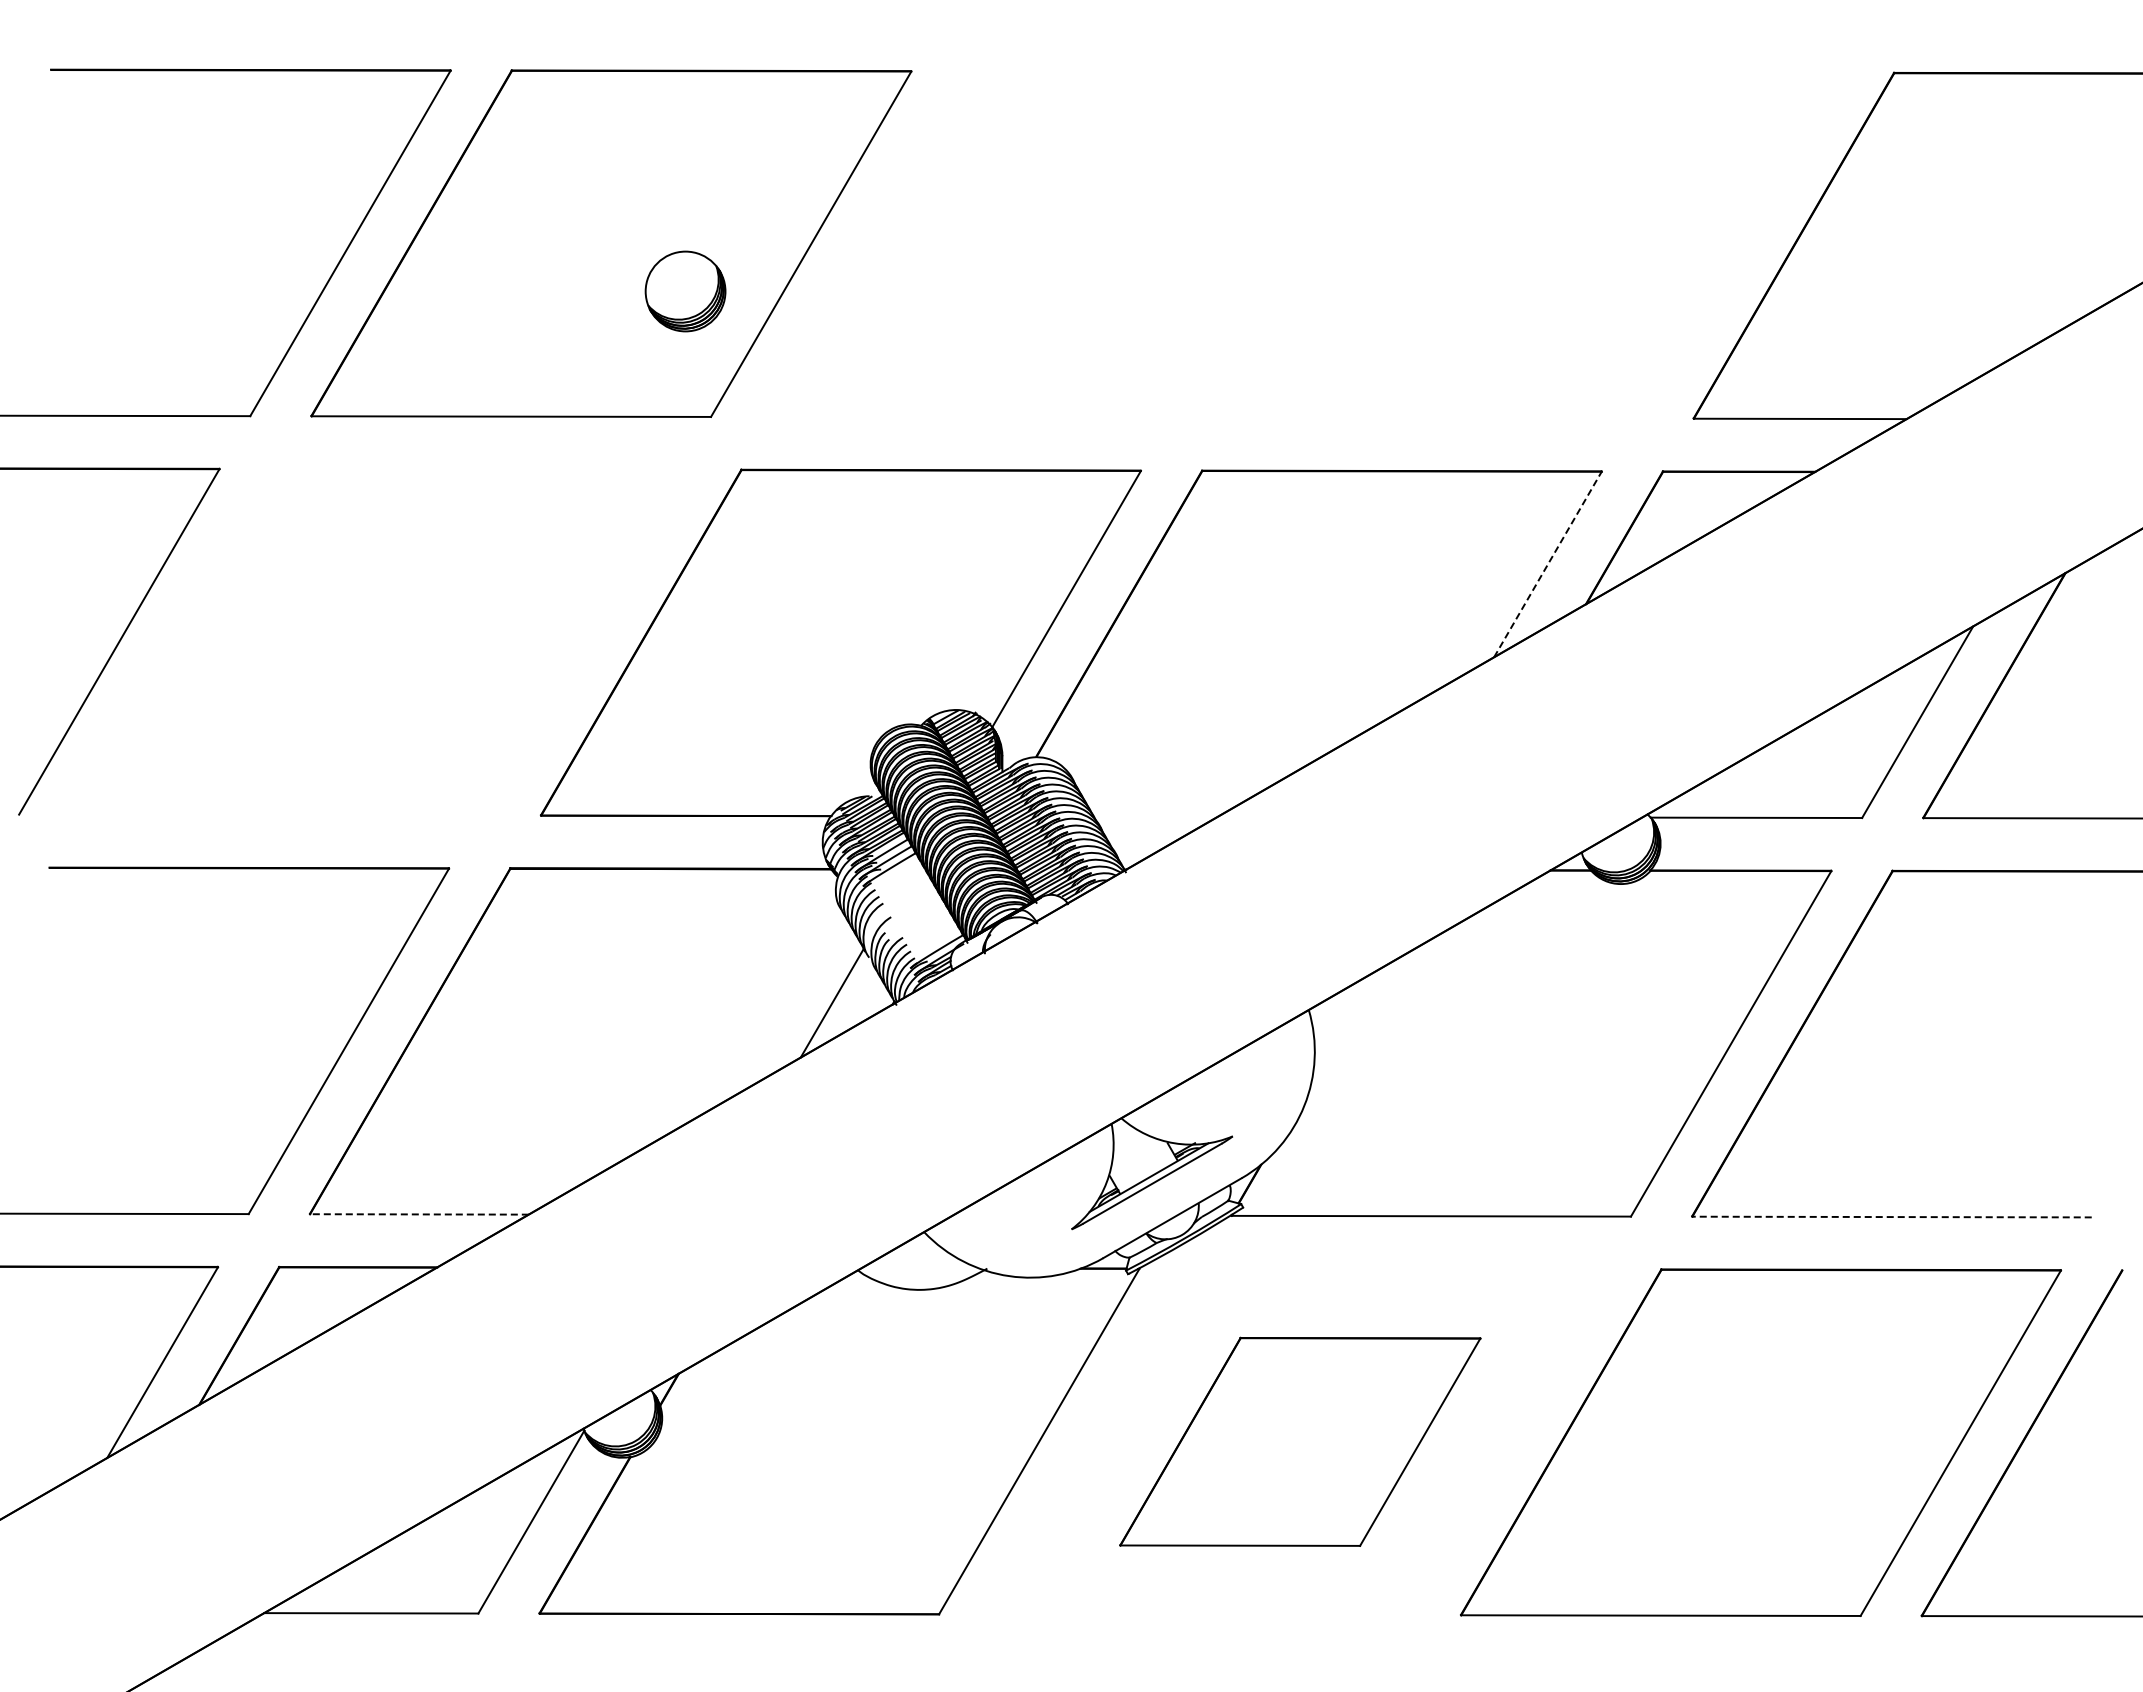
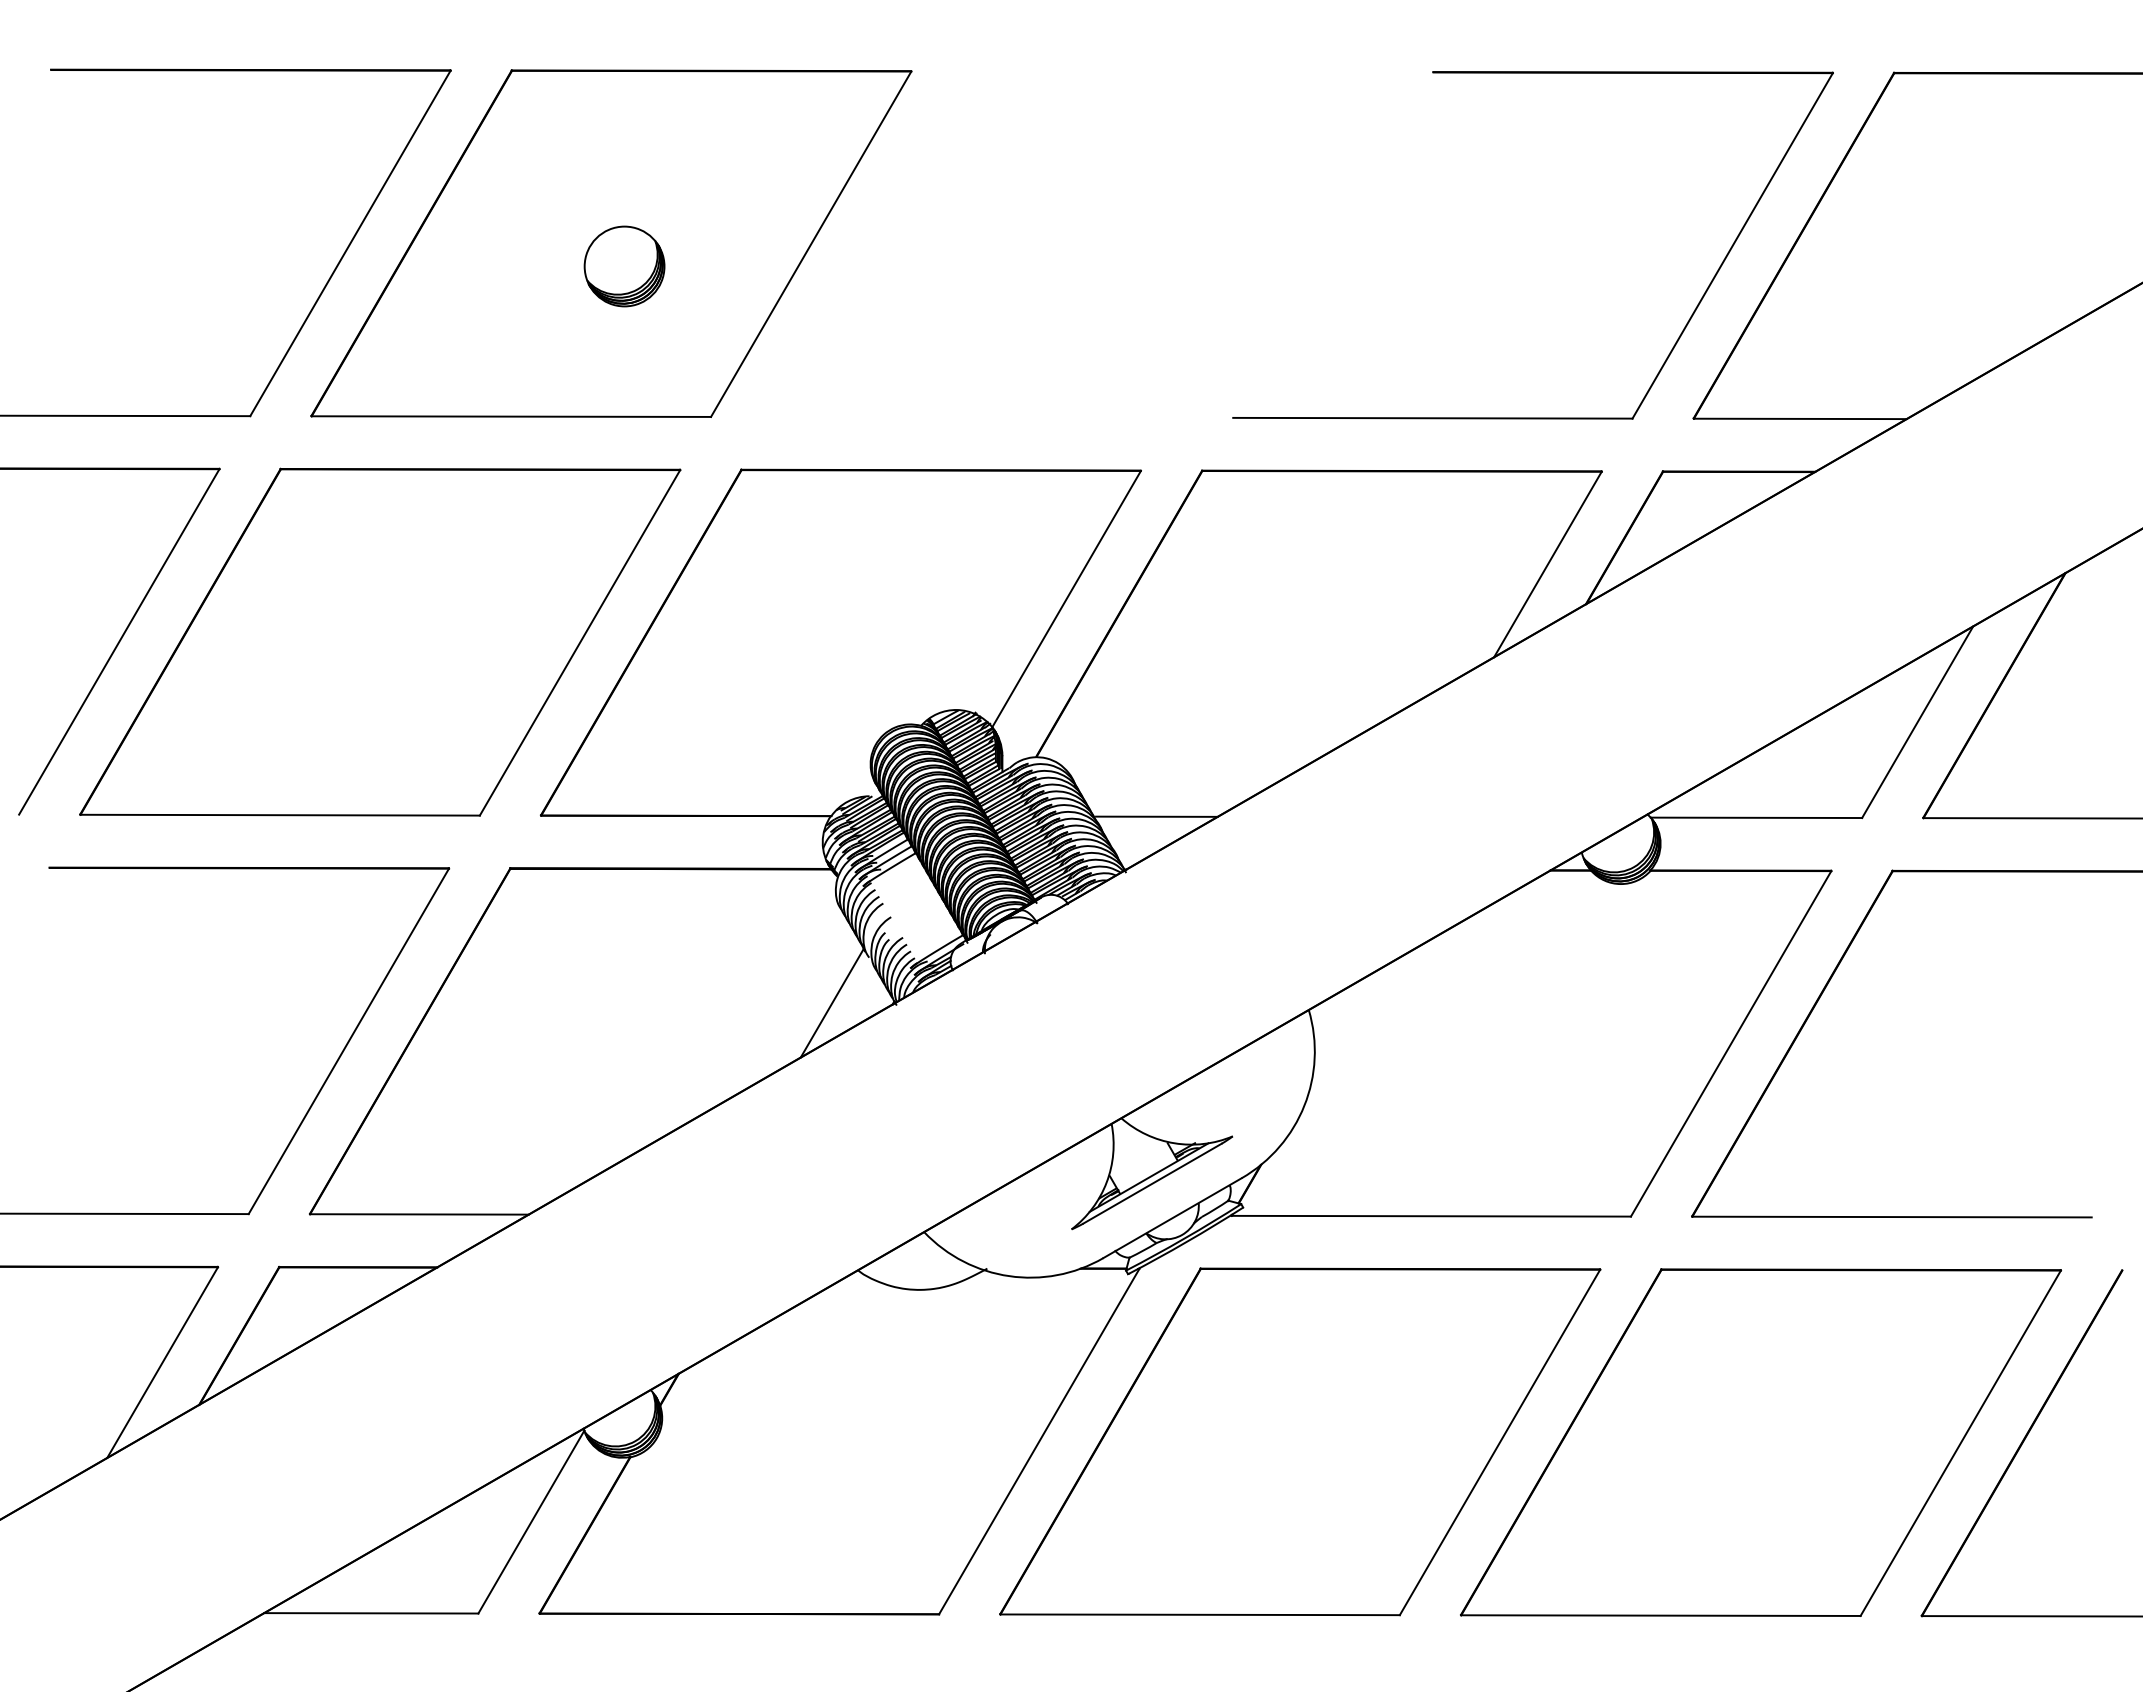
part: none -> present (1532, 73)
part position: (685, 291) -> (624, 266) (624, 266)
line: dashed -> solid (1548, 564)
part: none -> present (380, 641)
line: none -> present (1156, 816)
line: dashed -> solid (418, 1214)
line: dashed -> solid (1892, 1217)
part size: 363x211 px -> 603x350 px (1300, 1441)
